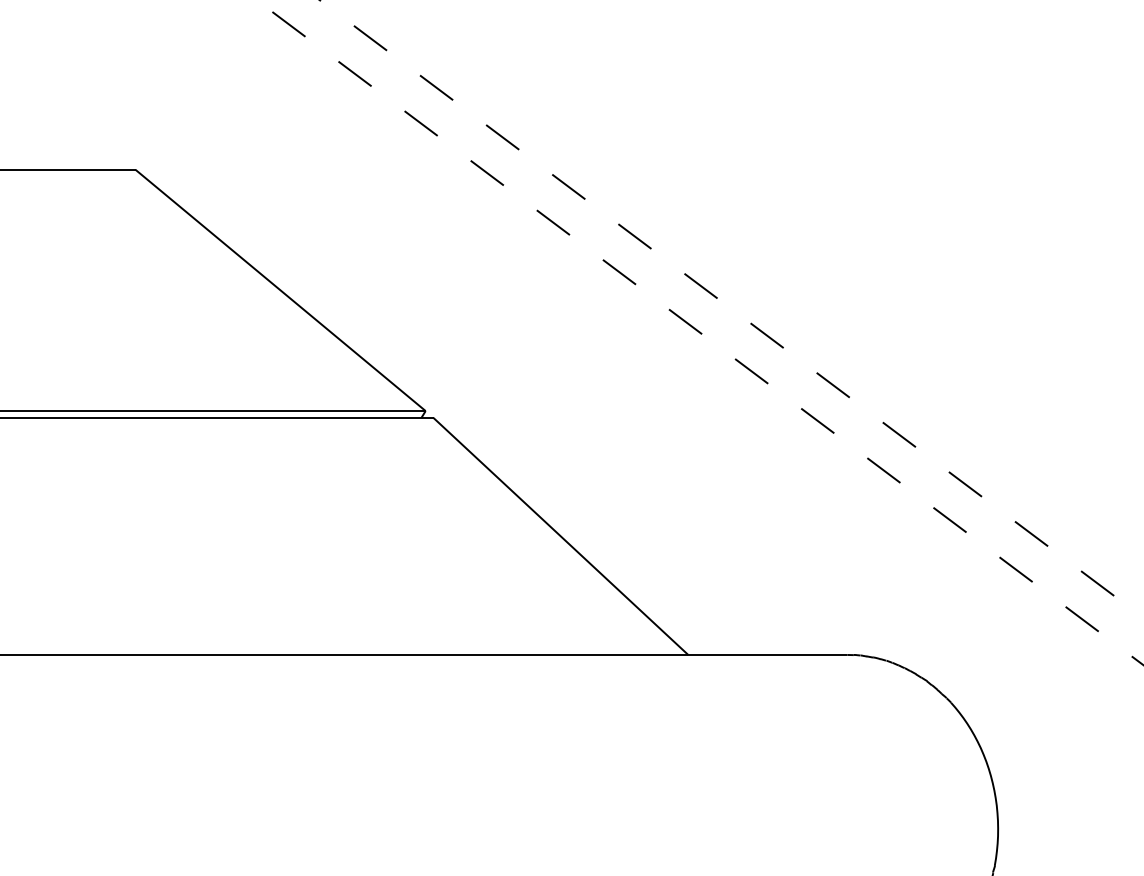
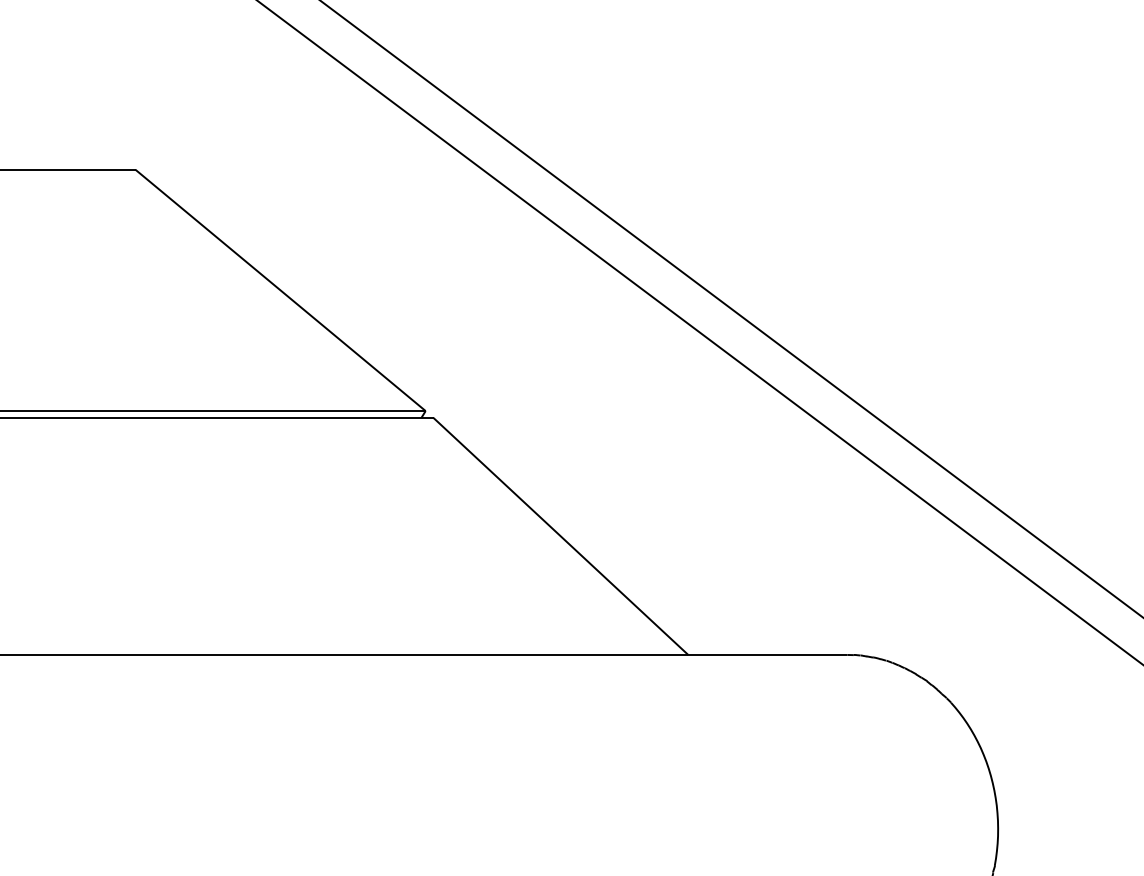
line: dashed -> solid (731, 309)
line: dashed -> solid (700, 332)
